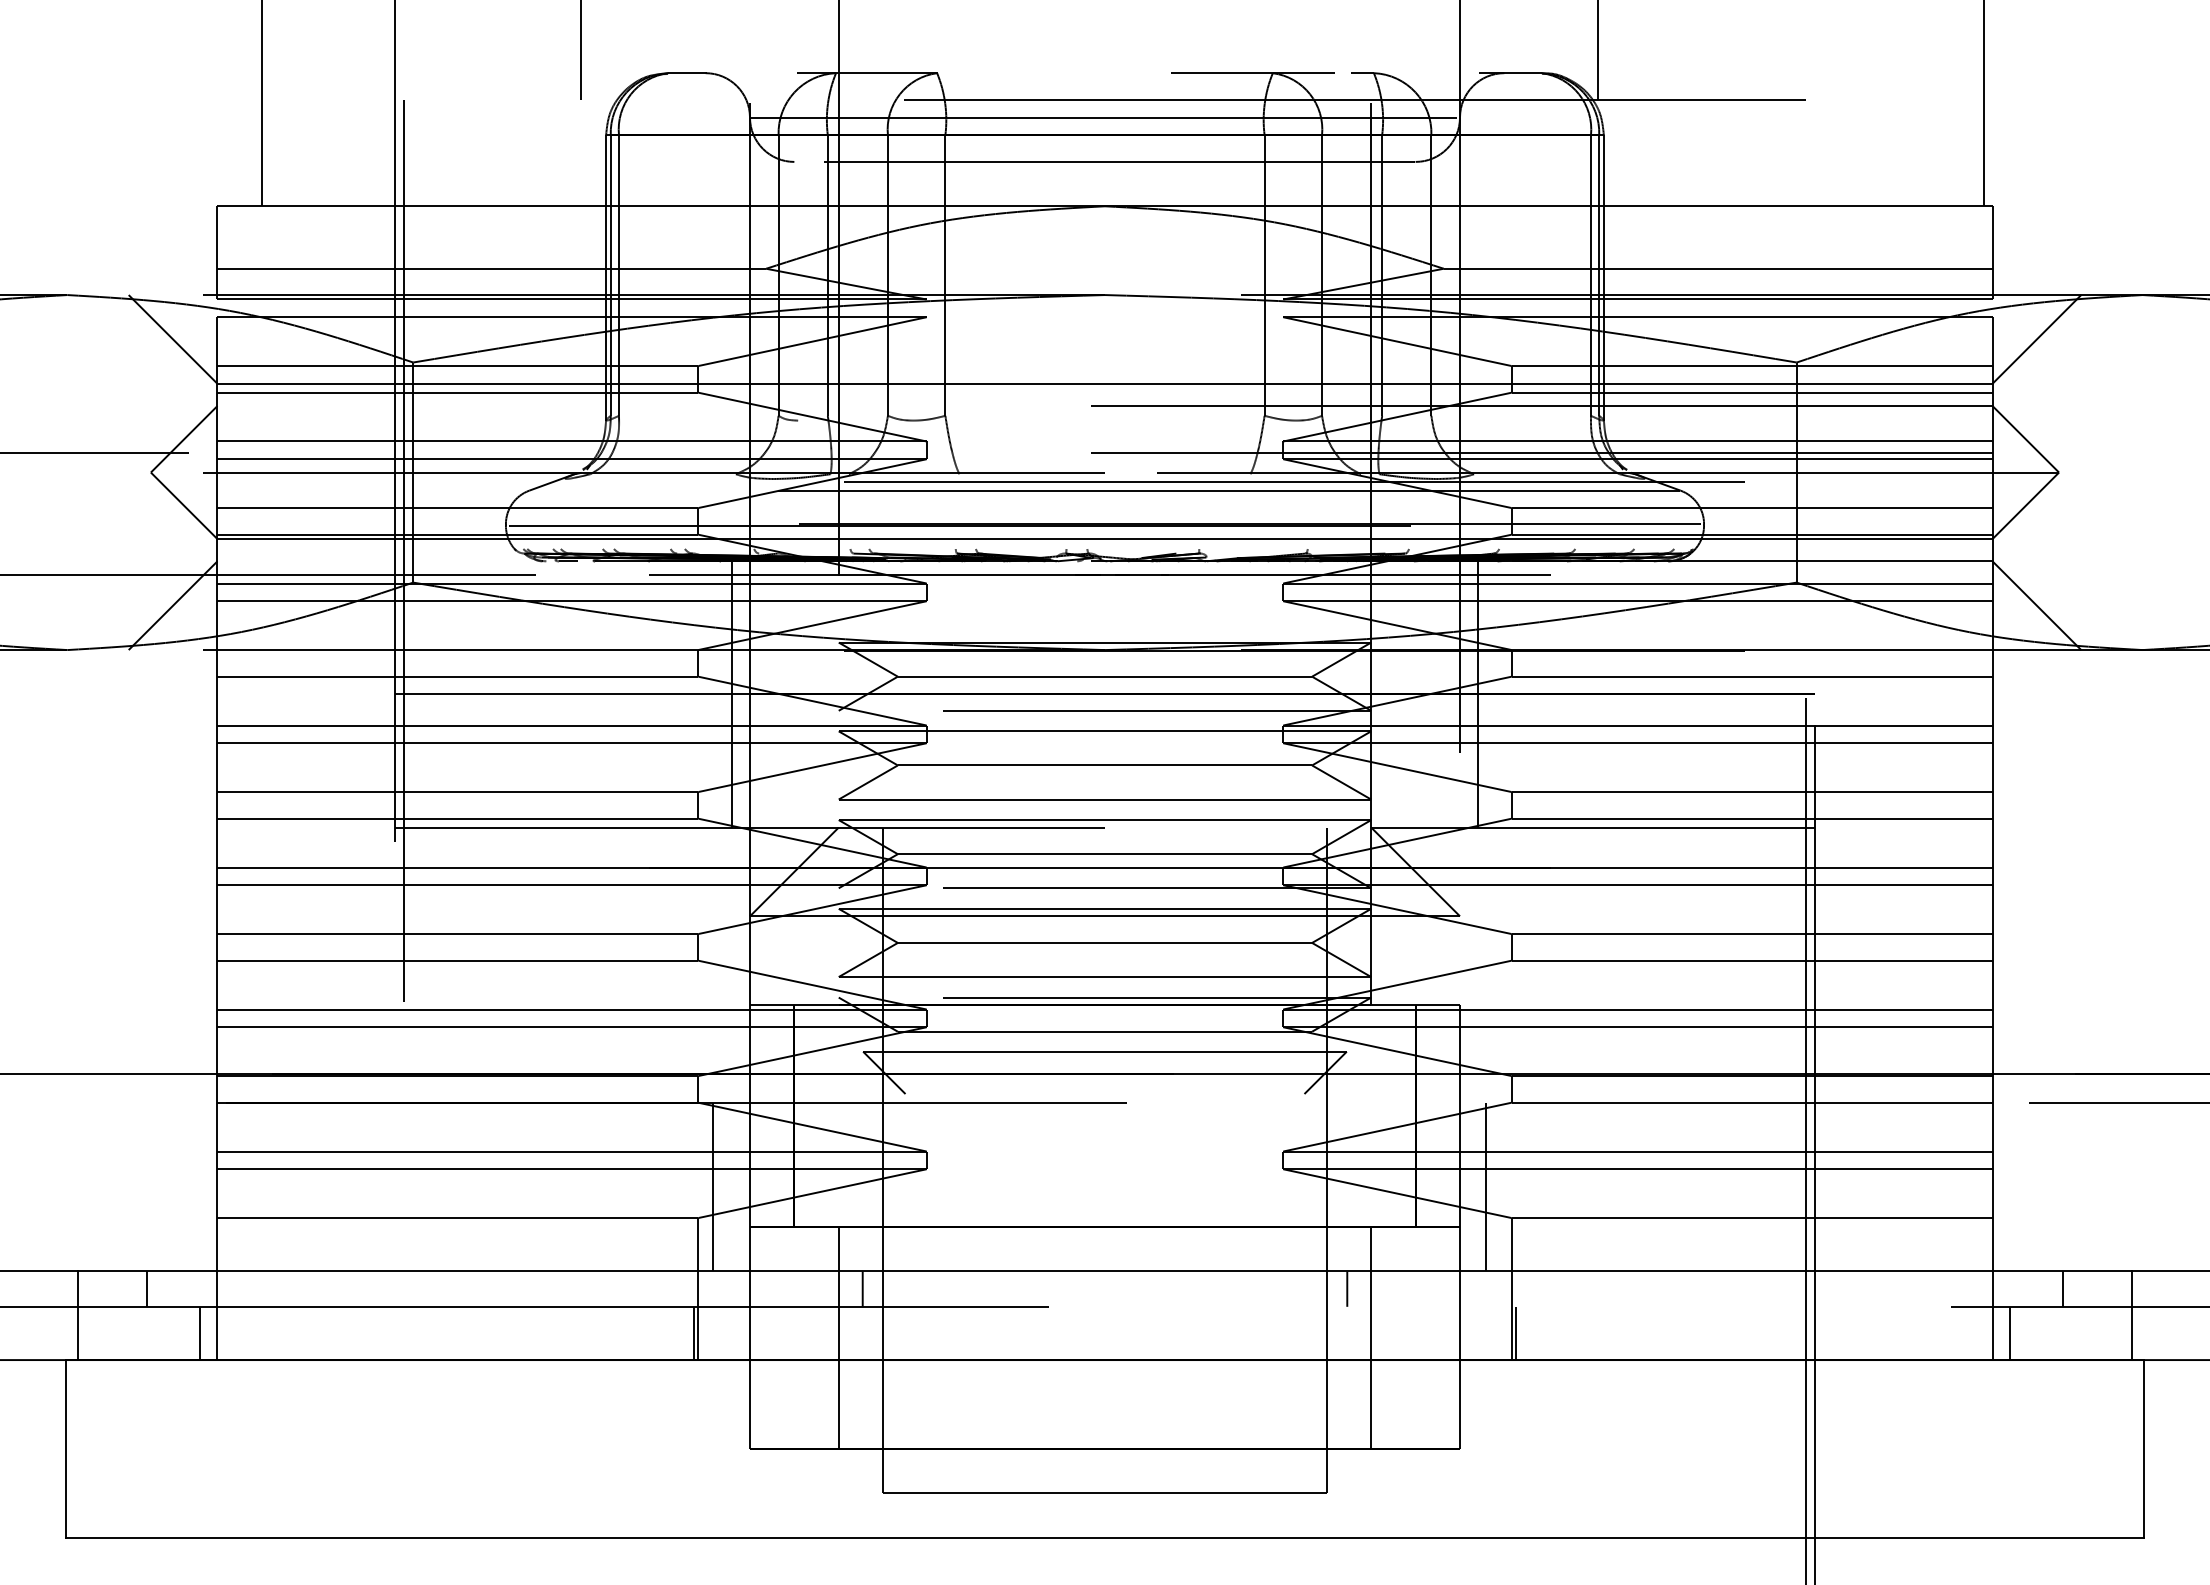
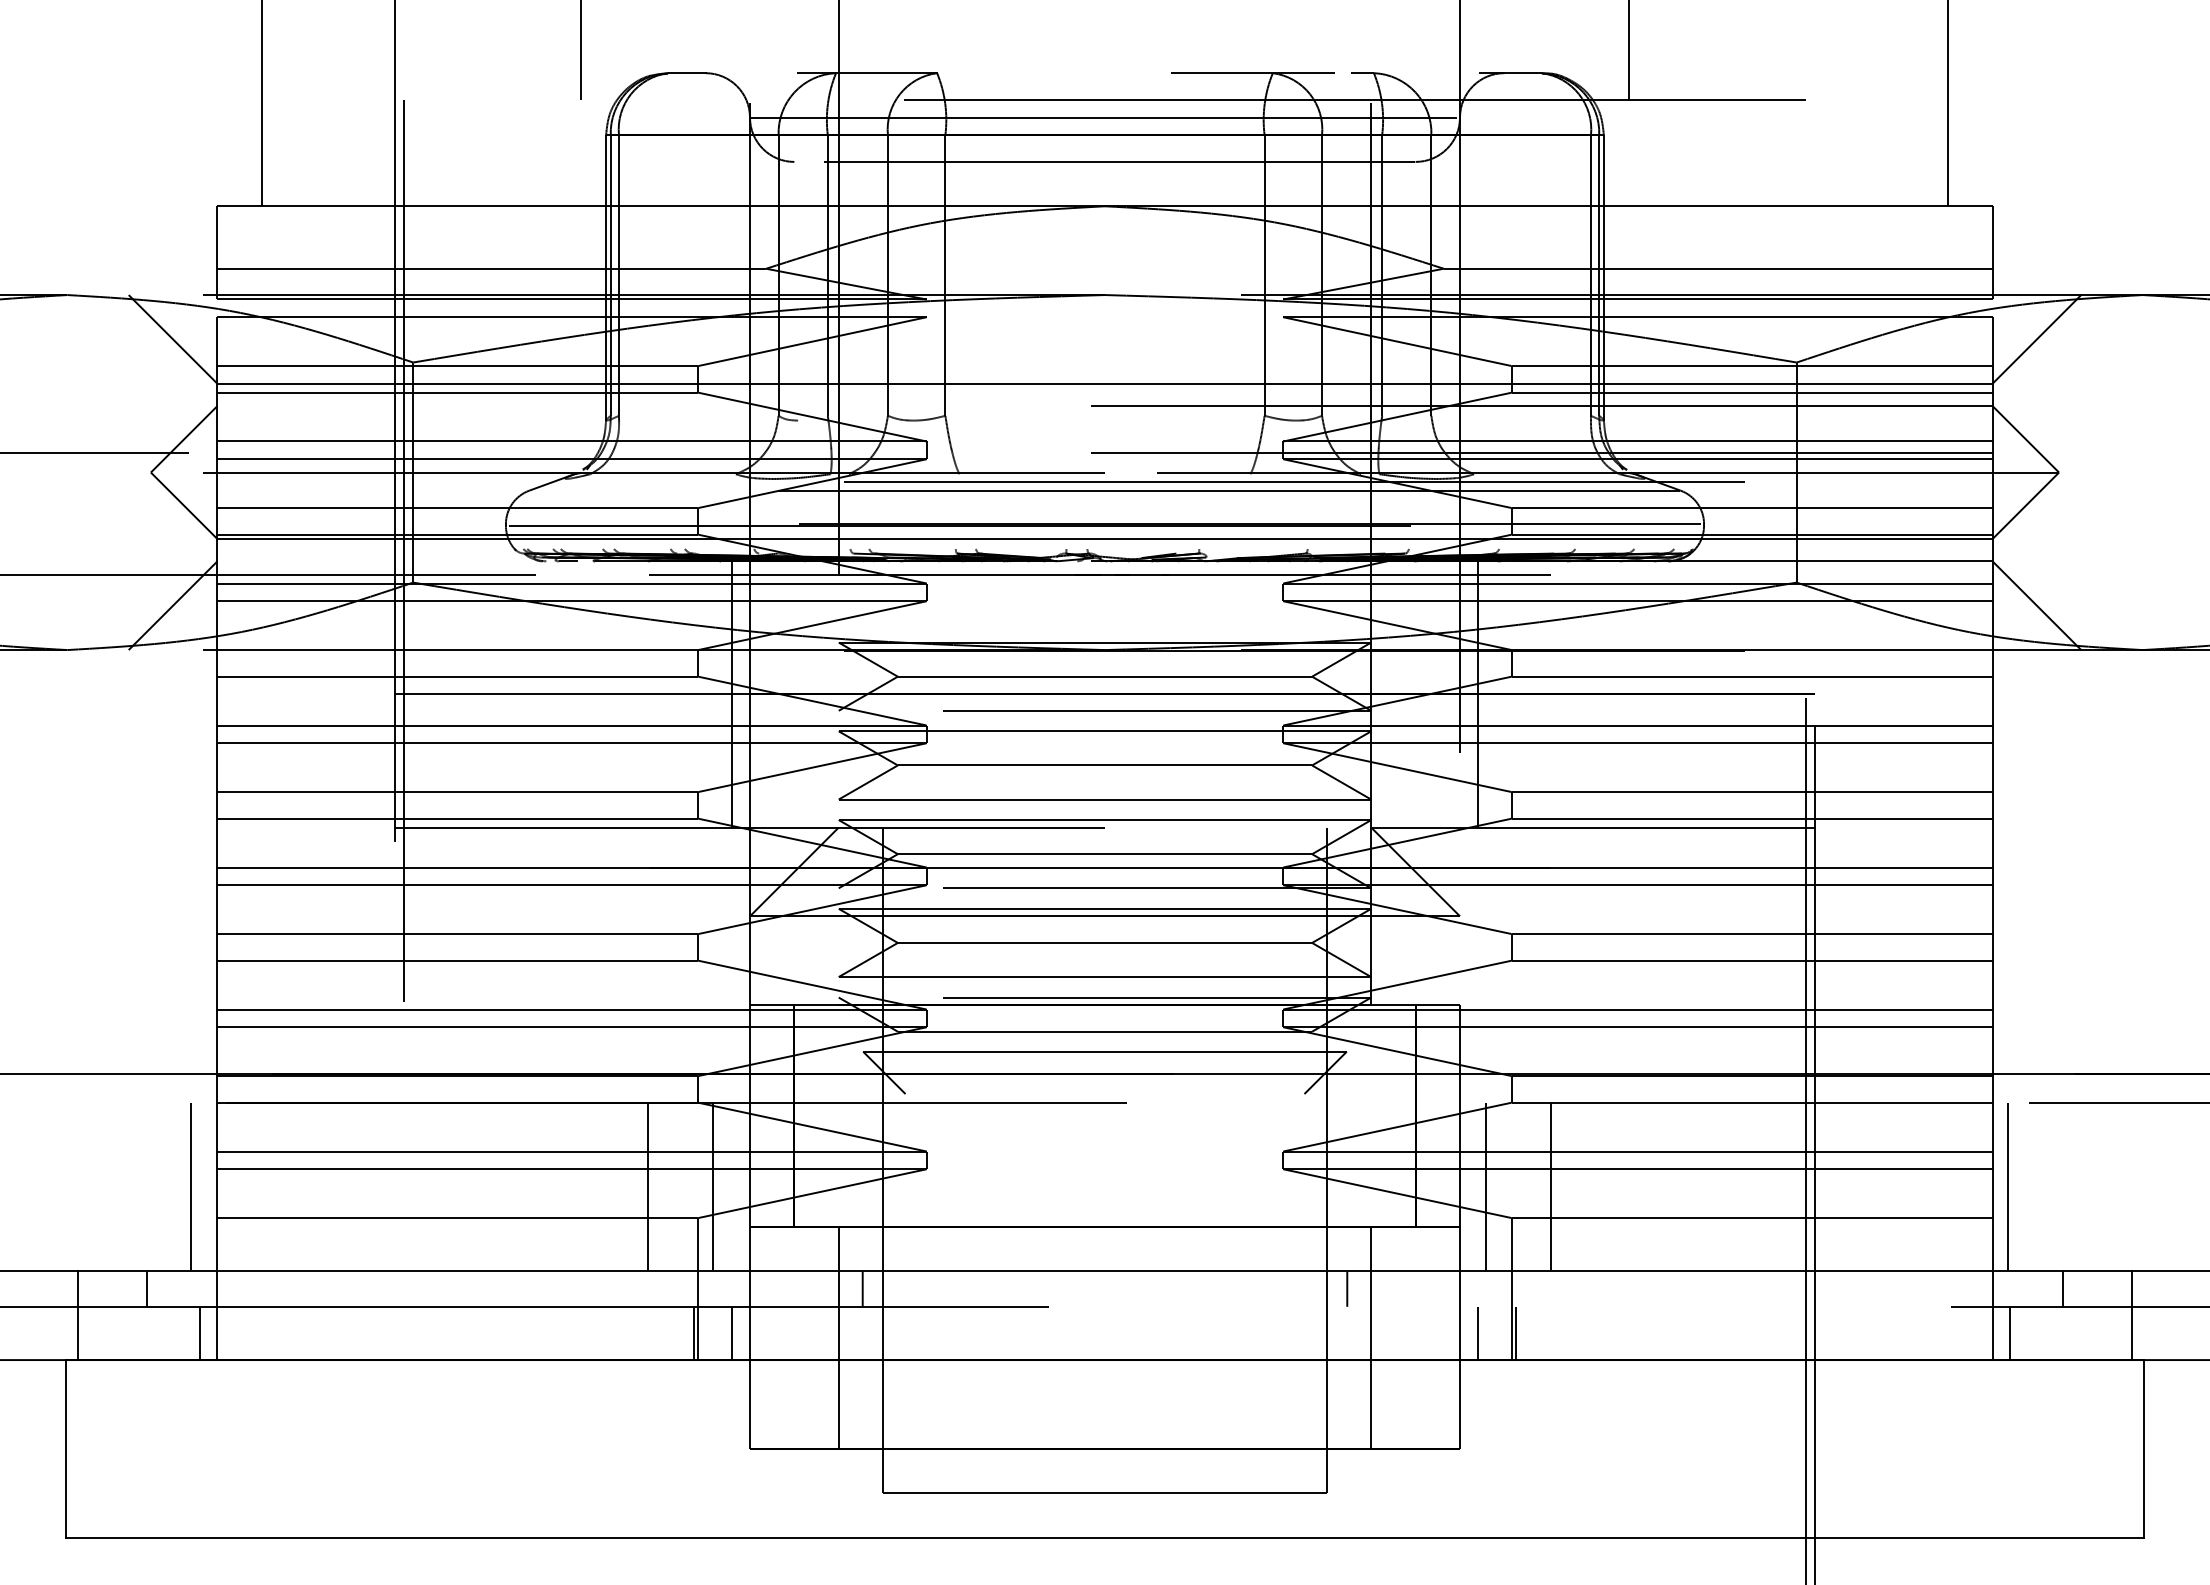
line position: (1597, 50) -> (1628, 50) (1628, 50)
line position: (1984, 104) -> (1948, 104) (1948, 104)
line: none -> present (191, 1186)
line: none -> present (648, 1186)
line: none -> present (1551, 1186)
line: none -> present (2008, 1186)
line: none -> present (732, 1333)
line: none -> present (1477, 1333)
